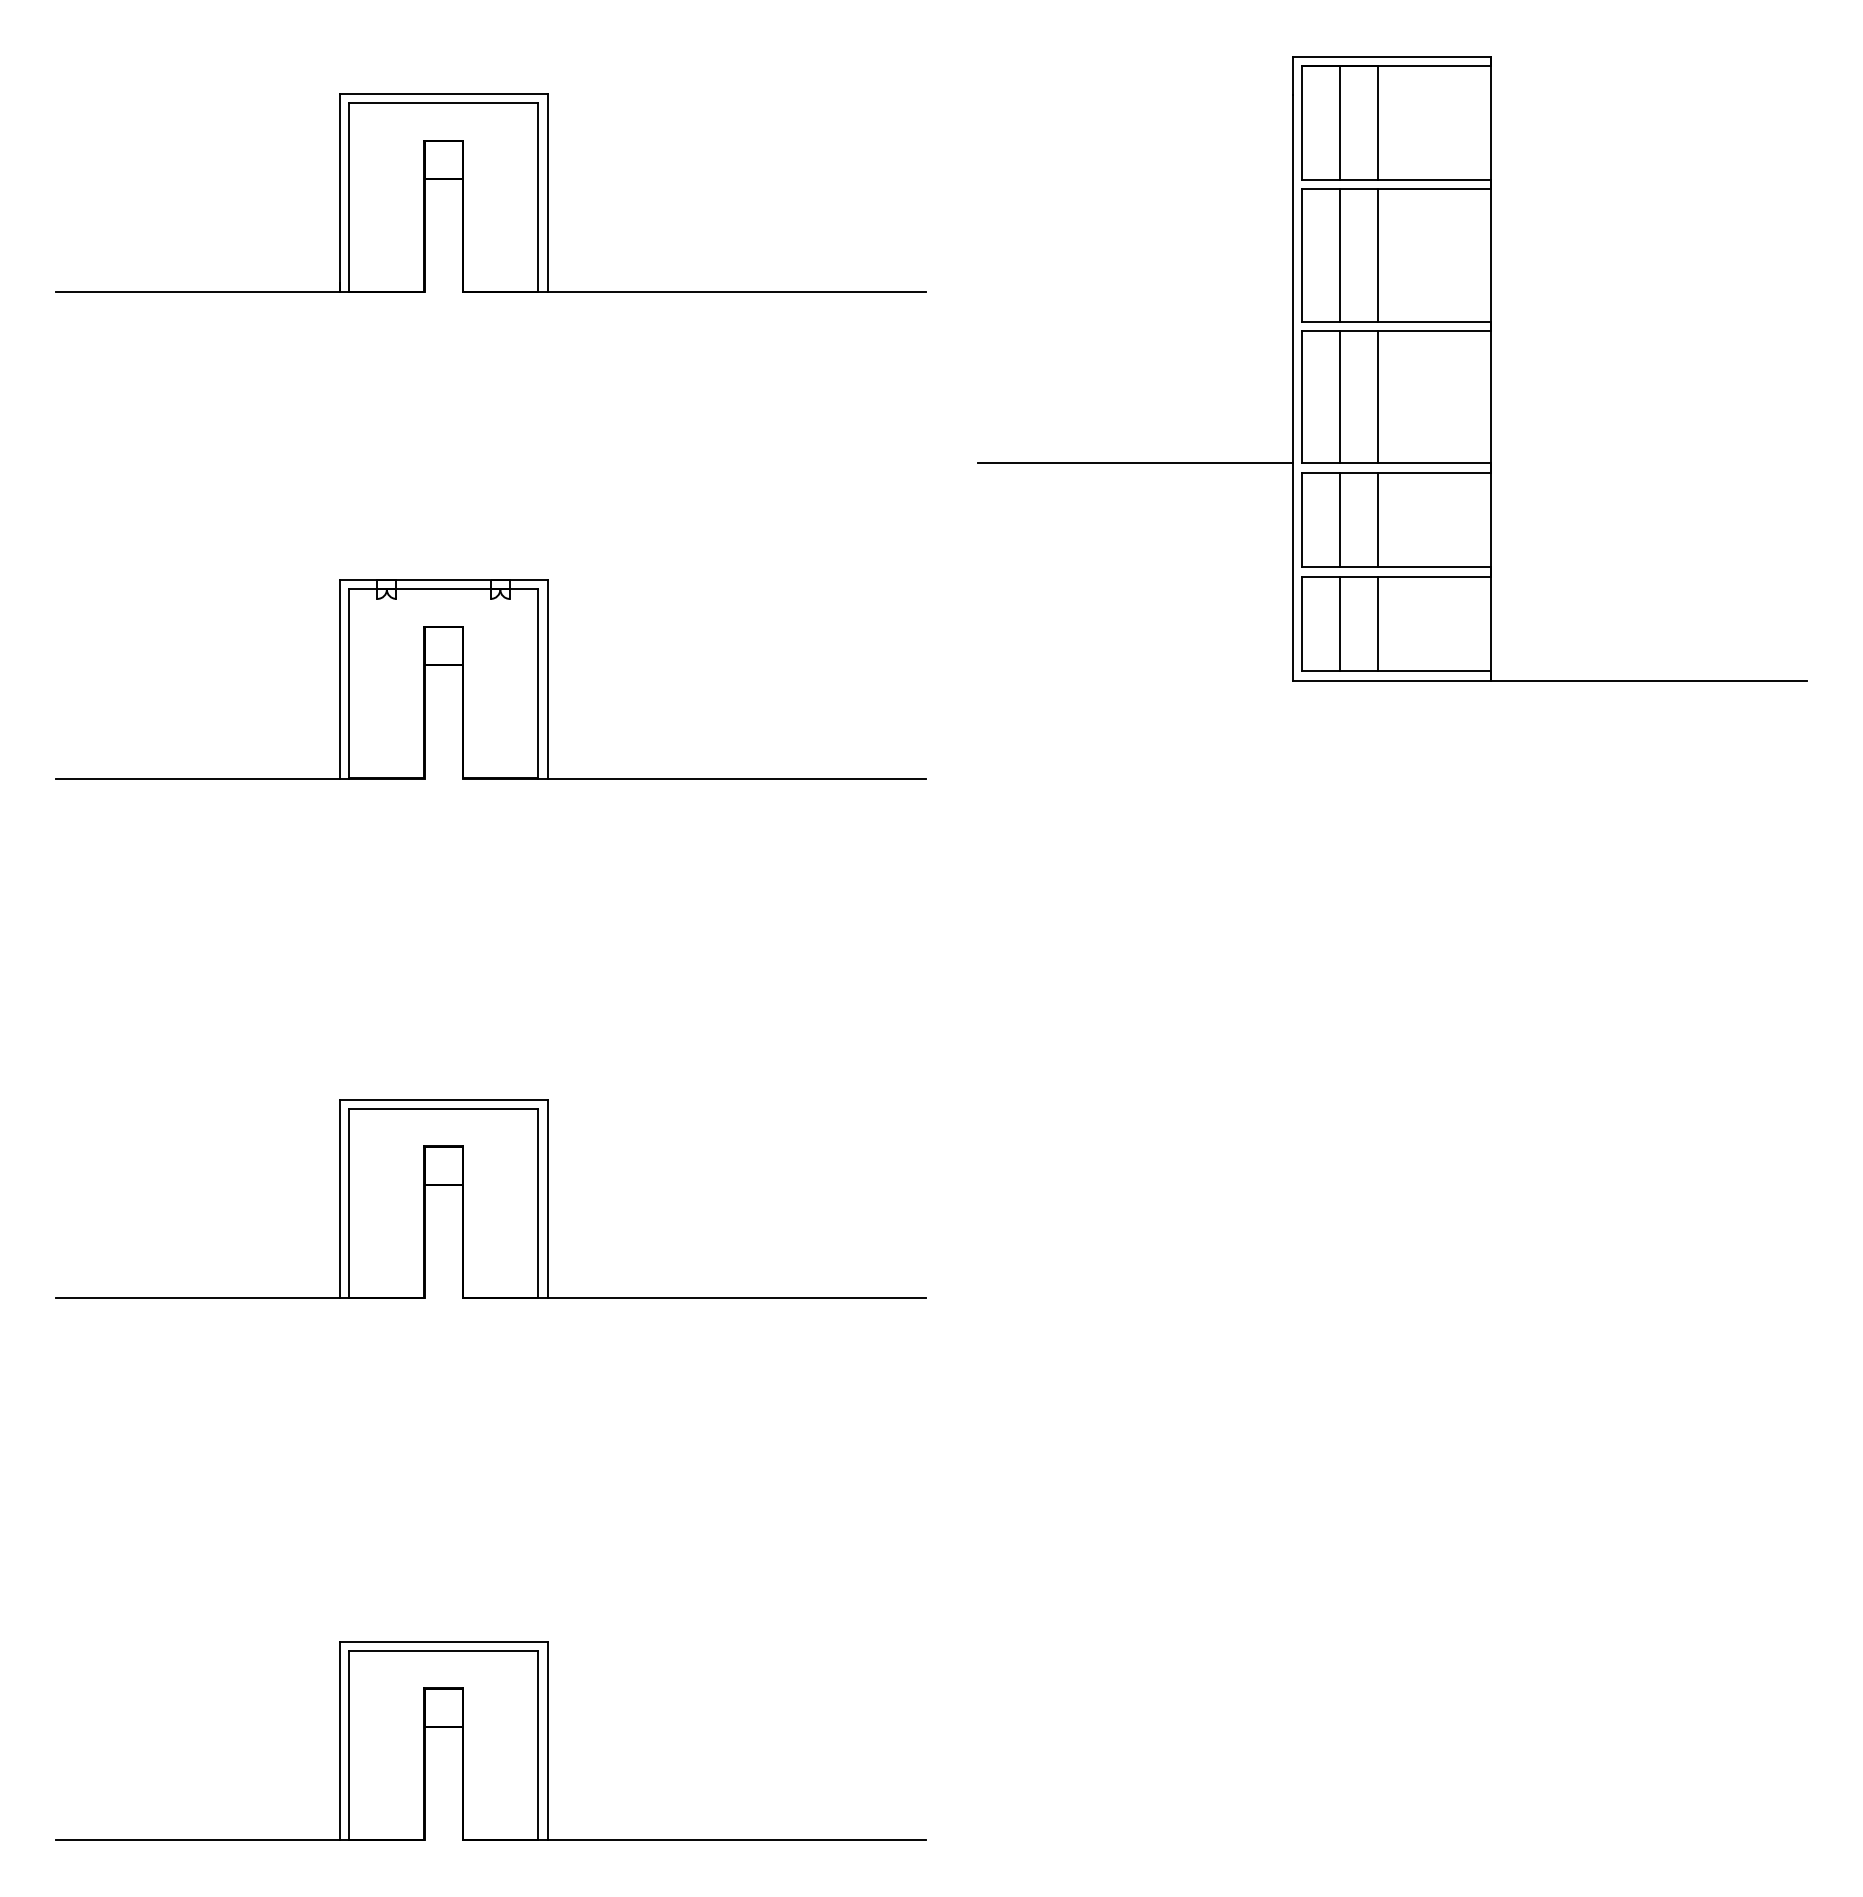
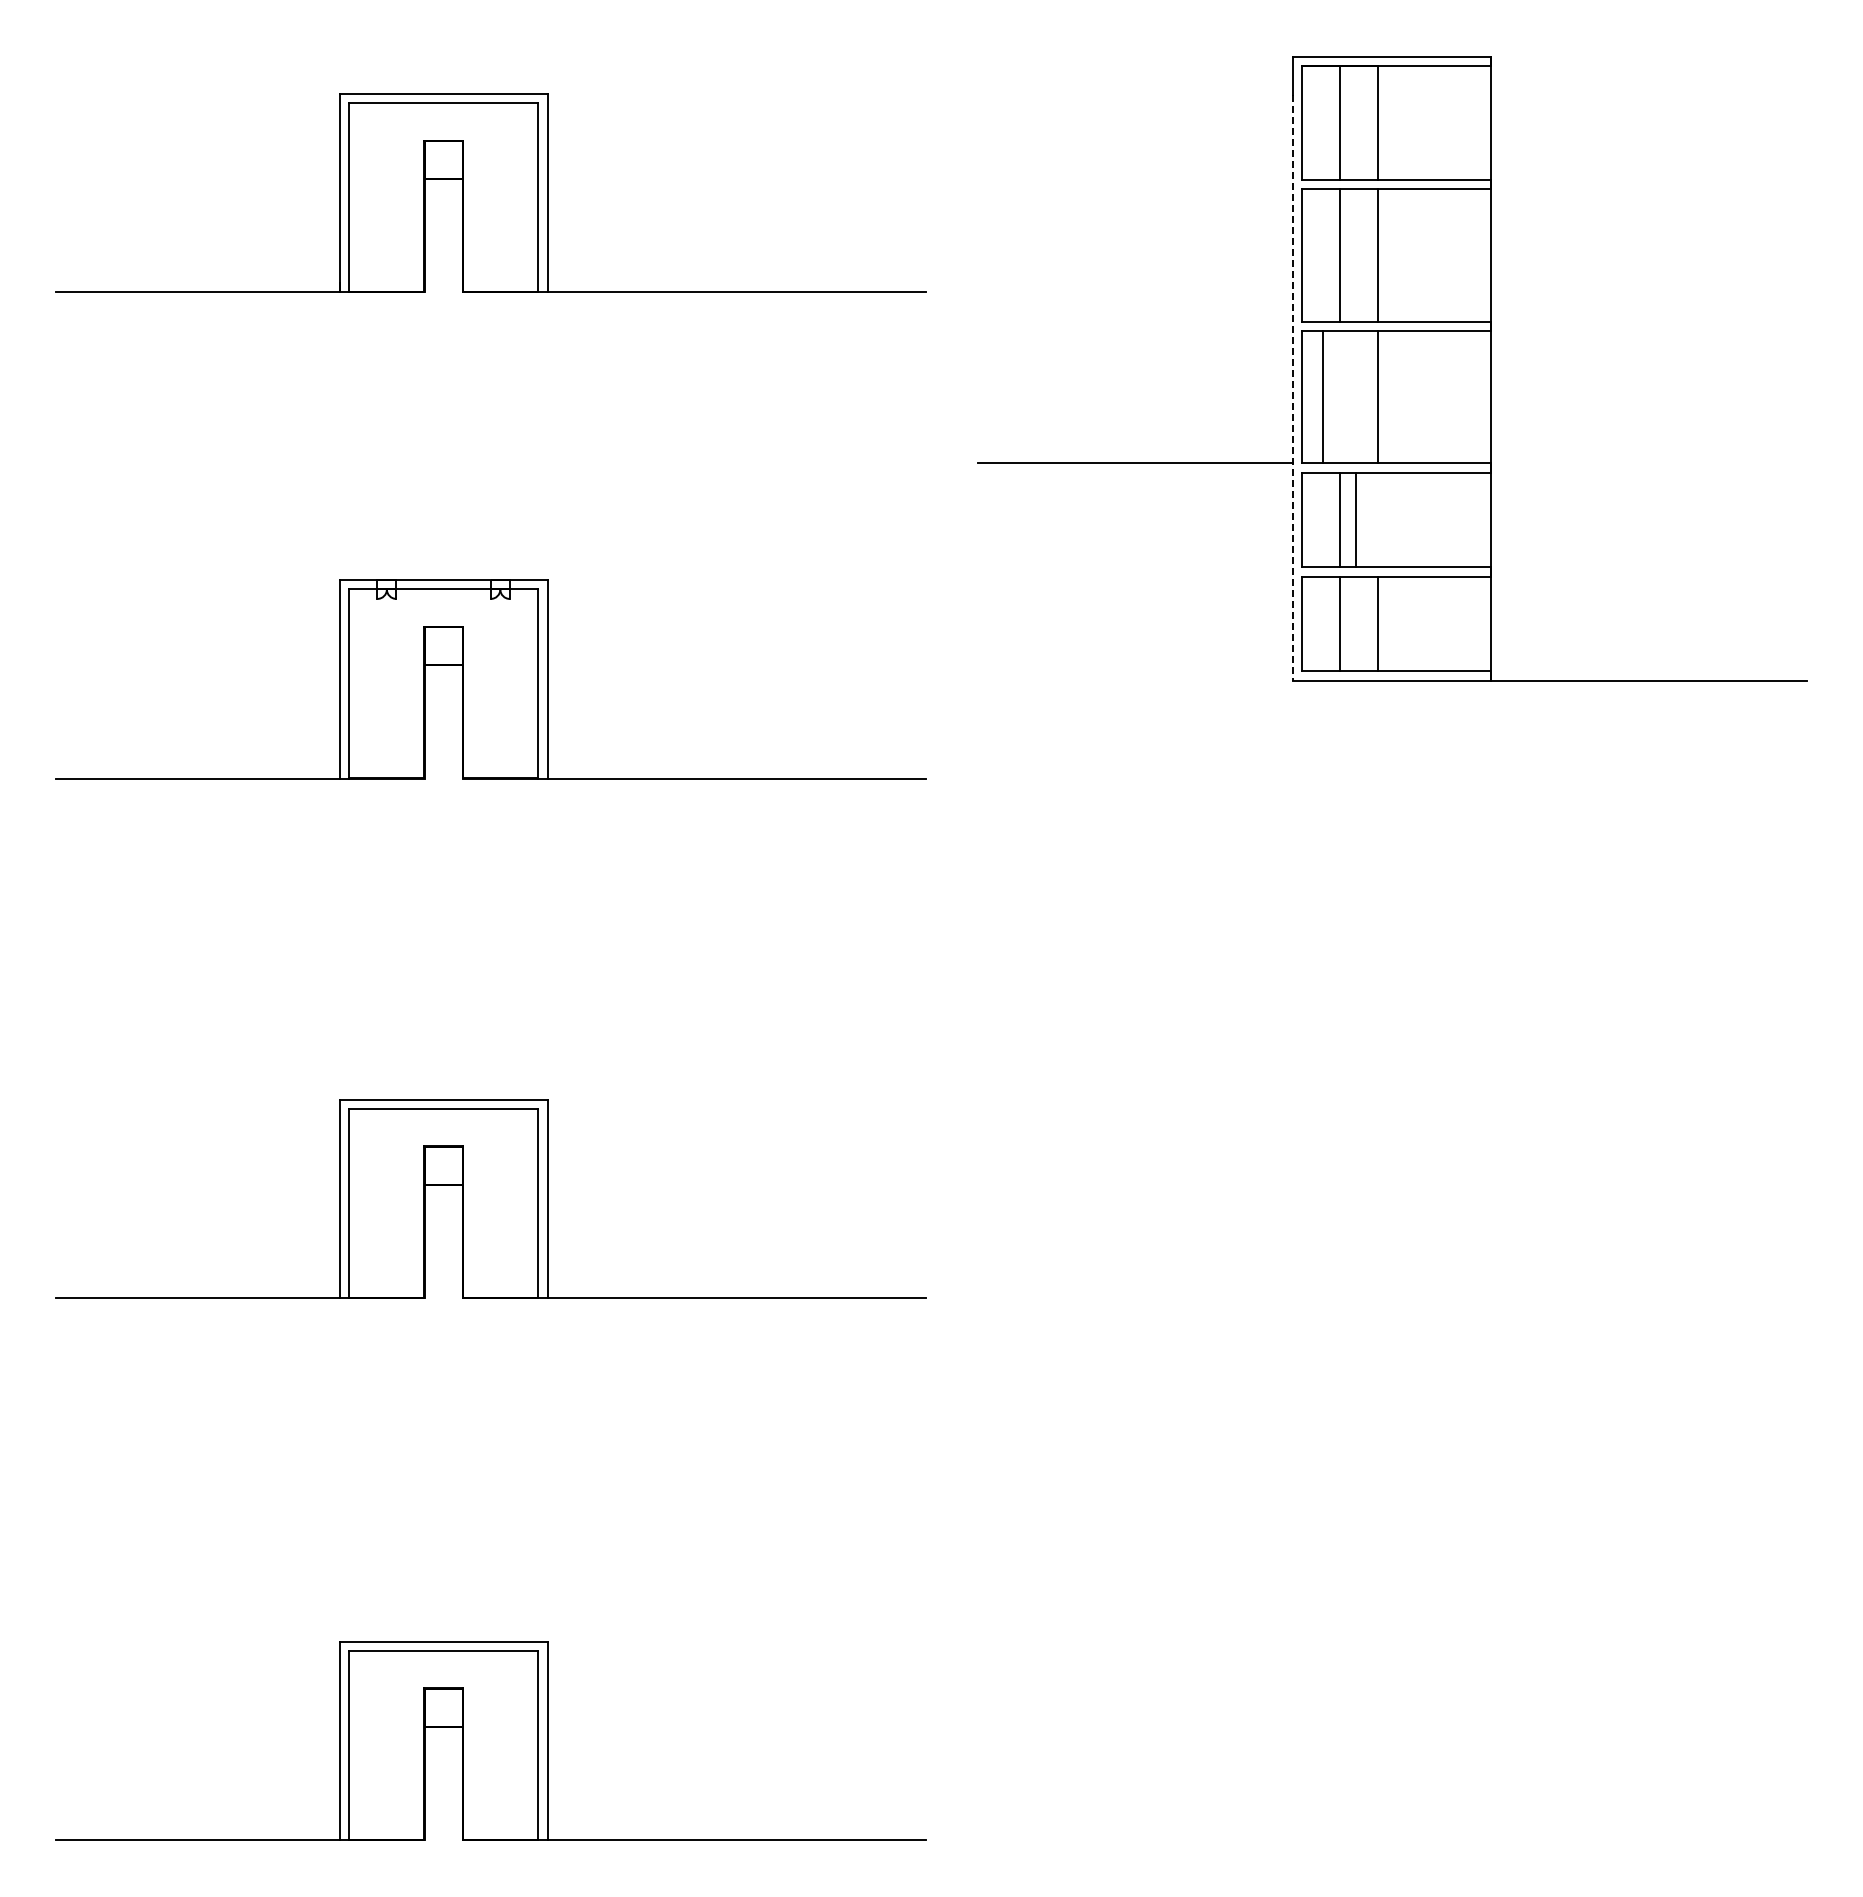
line: solid -> dashed (1292, 388)
line position: (1339, 397) -> (1322, 397) (1322, 397)
line position: (1377, 519) -> (1355, 519) (1355, 519)
